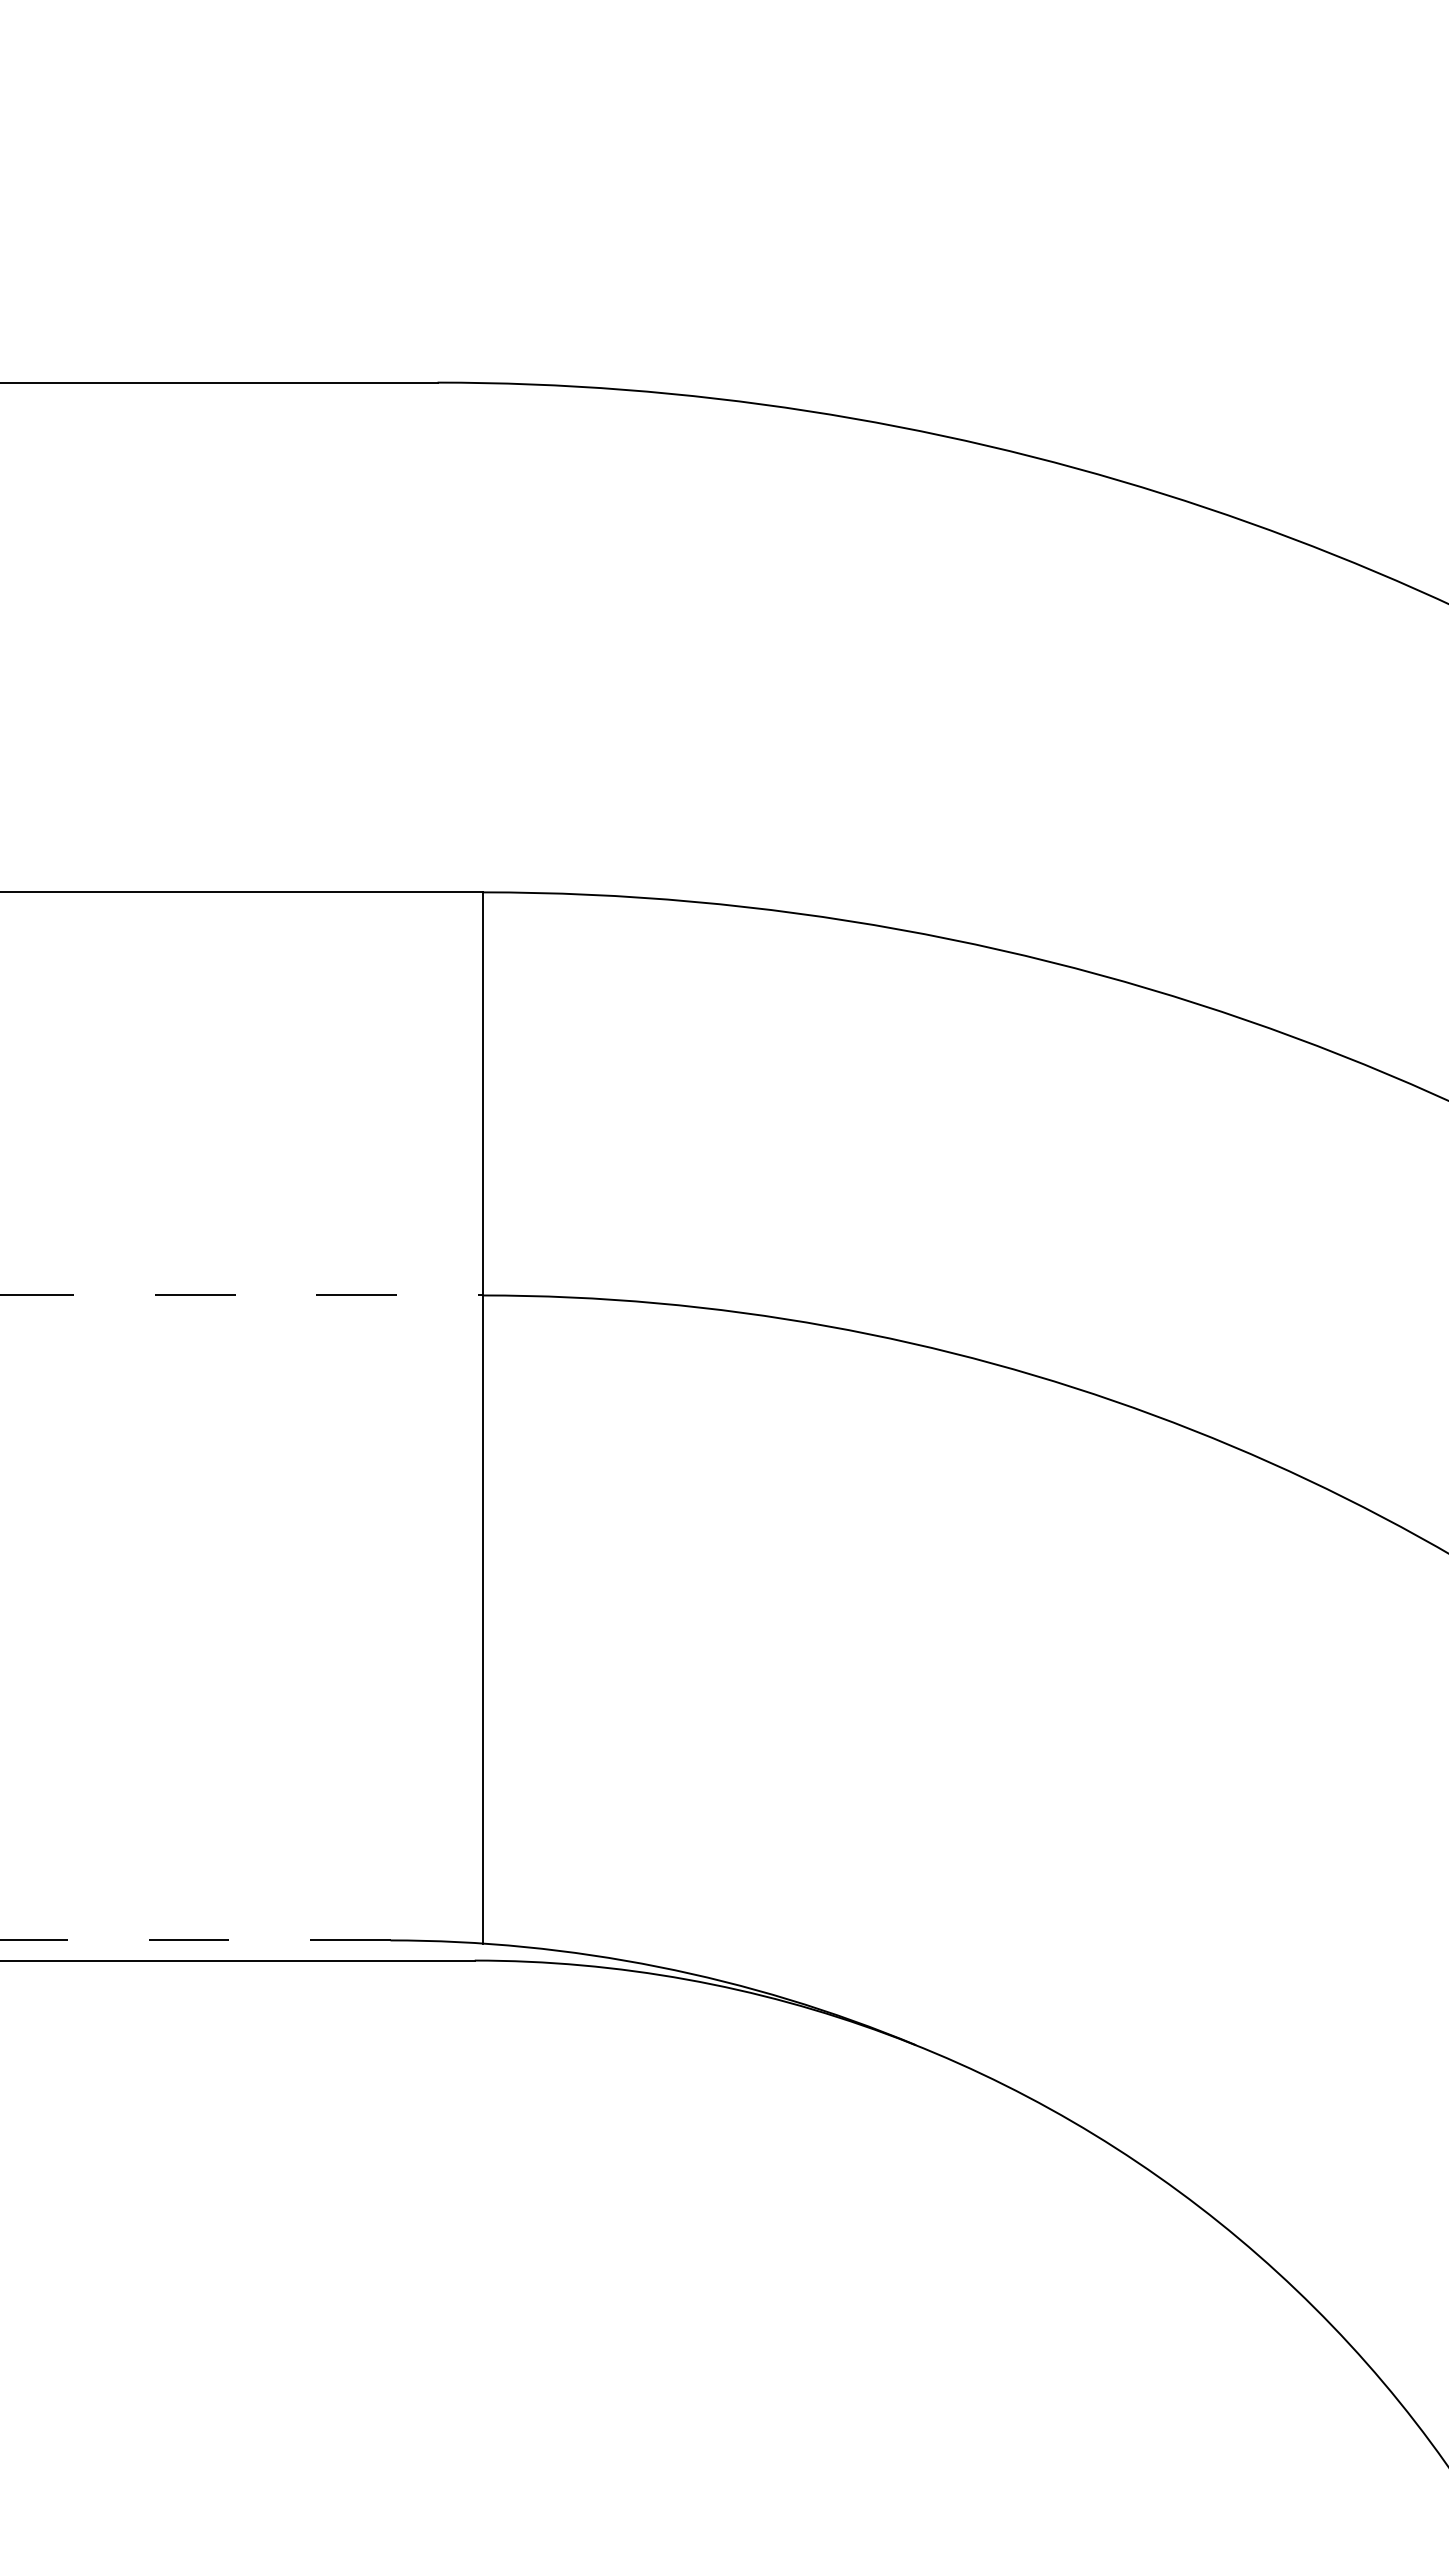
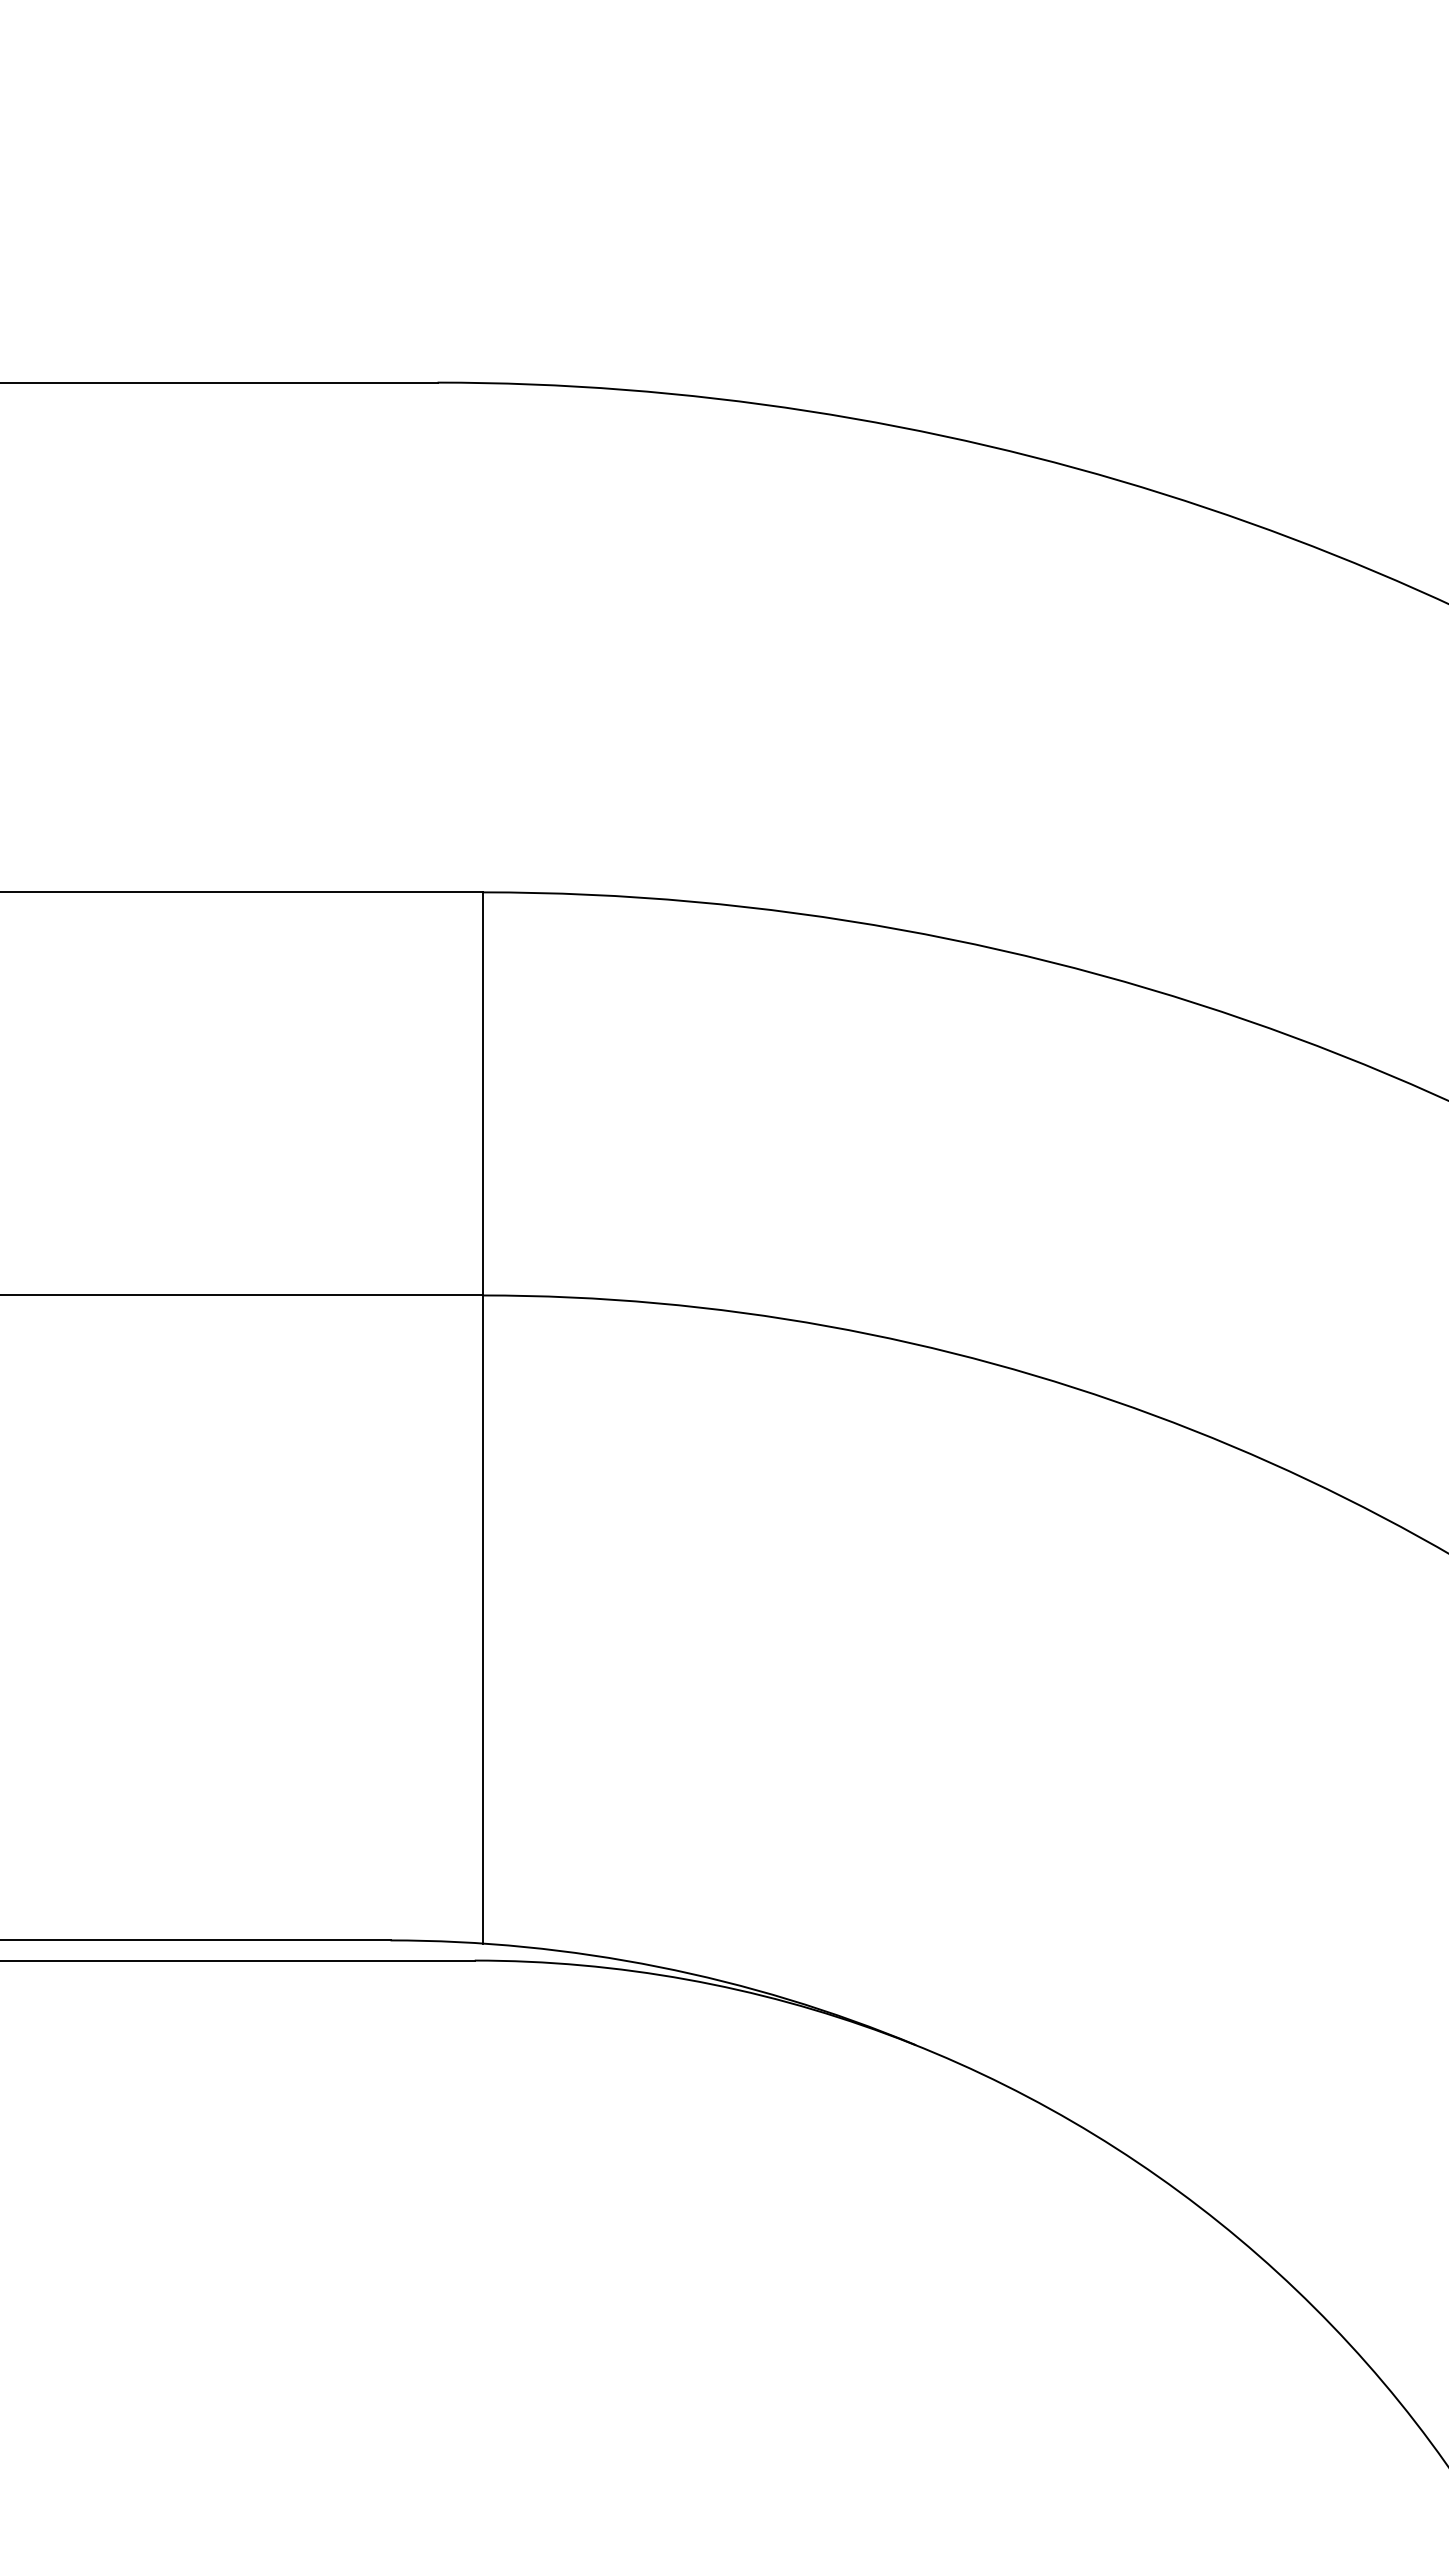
line: dashed -> solid (242, 1295)
line: dashed -> solid (194, 1940)
